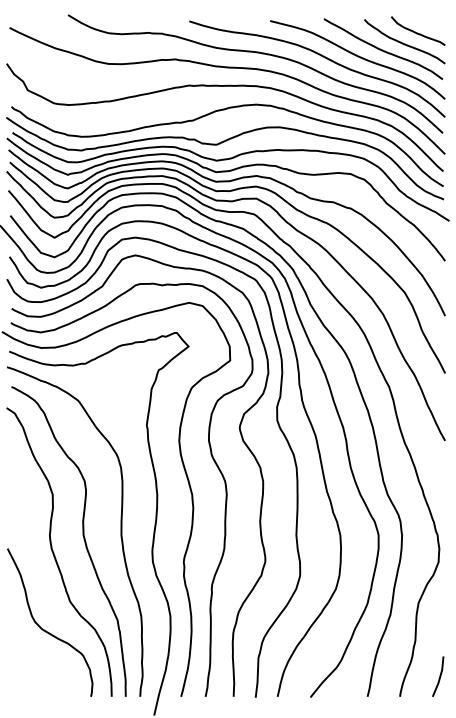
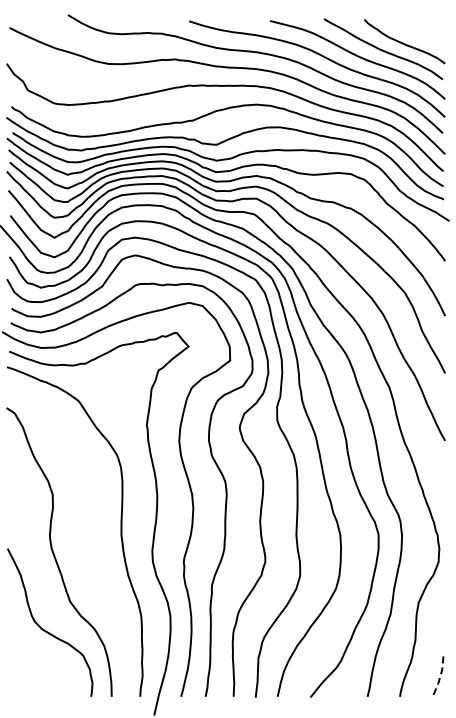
curve: present -> none (417, 32)
curve: present -> none (83, 539)
line: solid -> dashed (440, 677)
